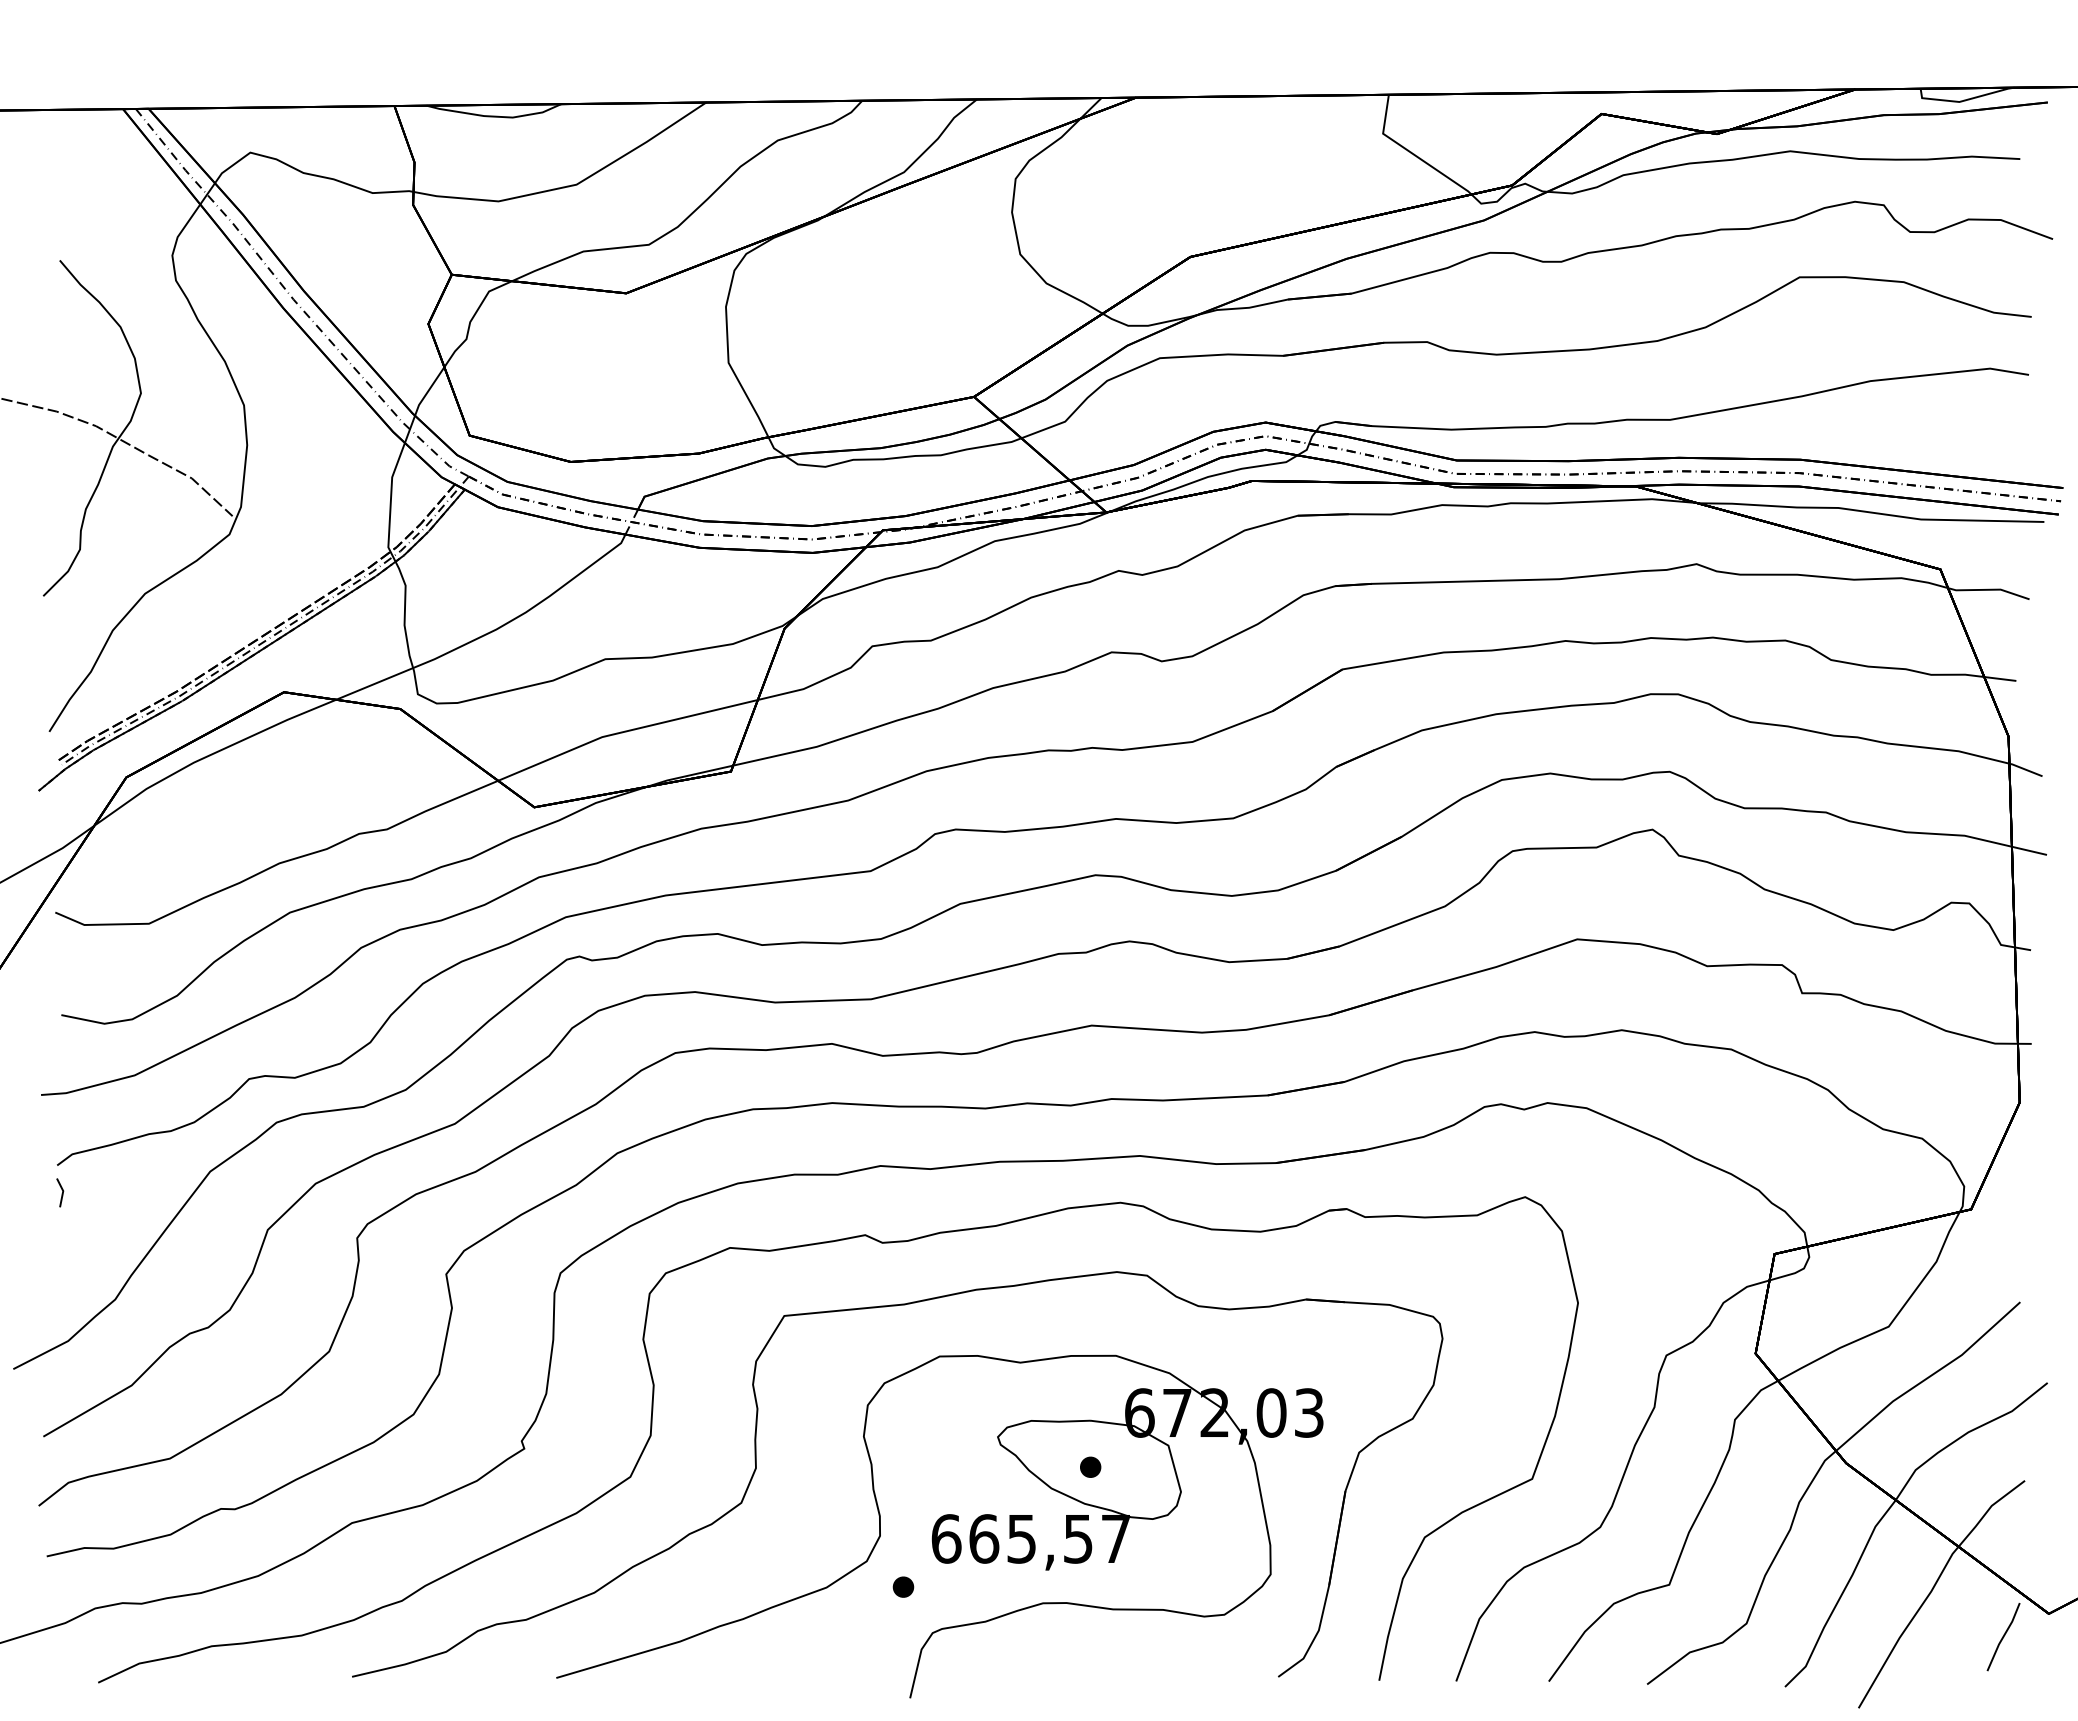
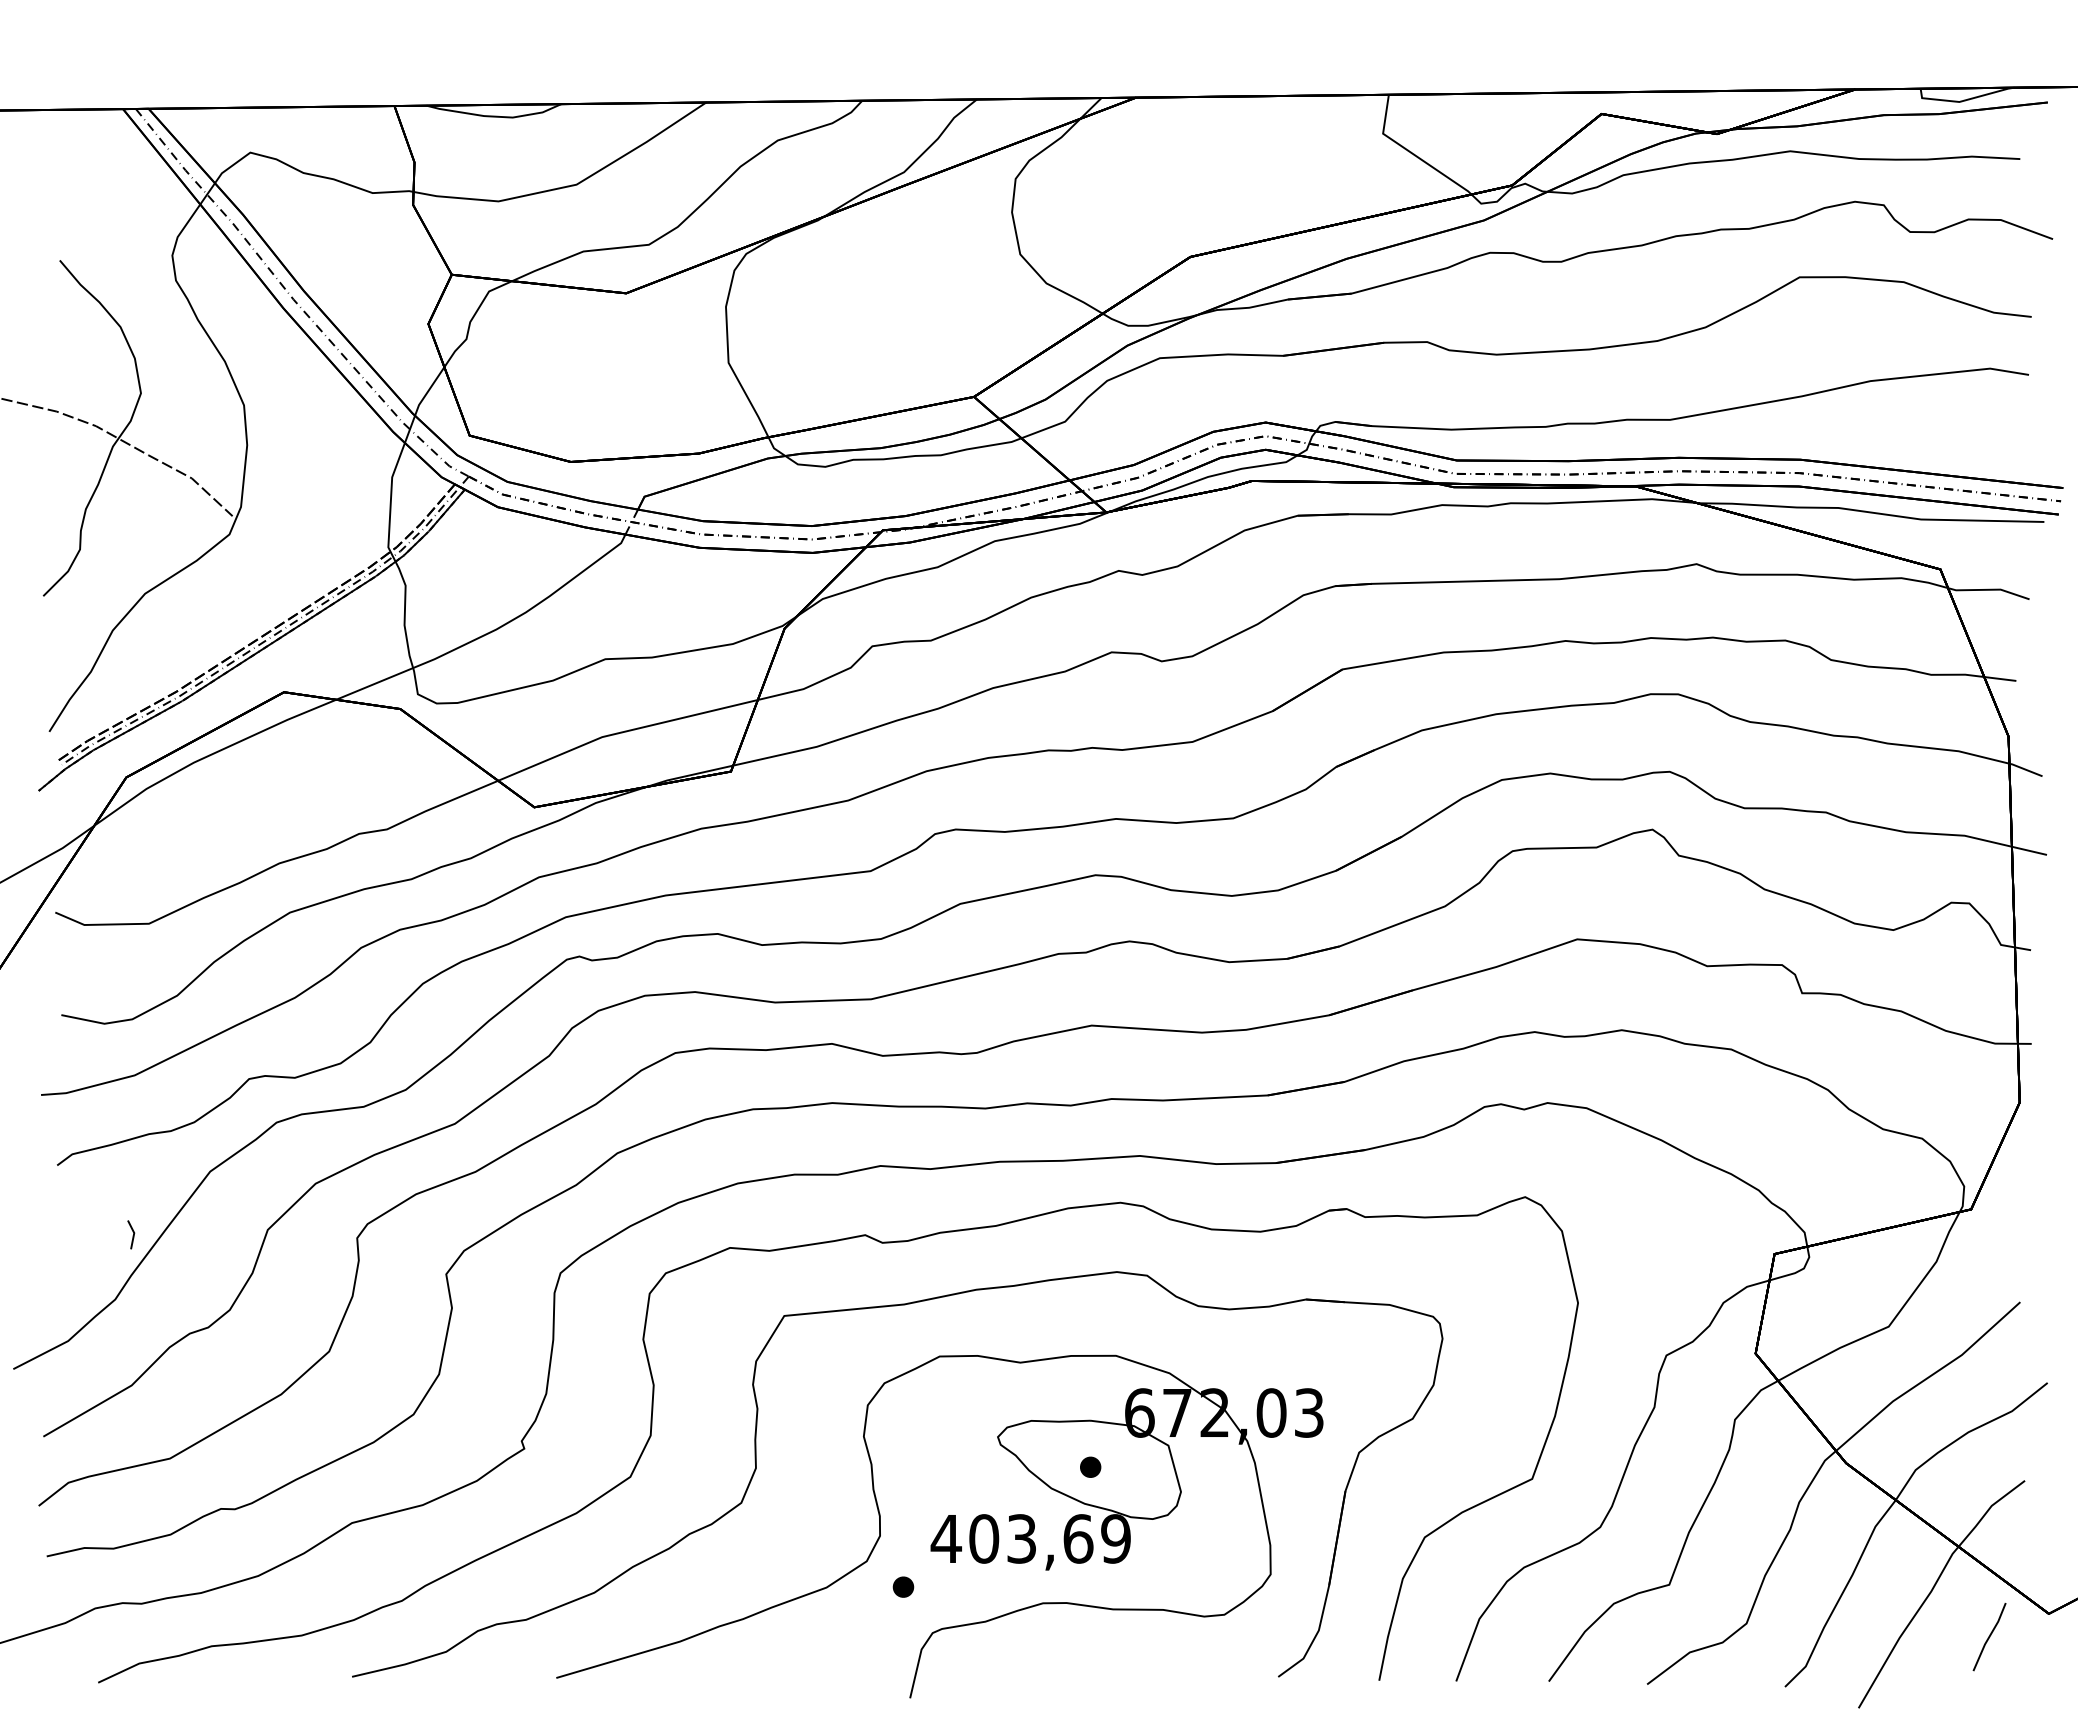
line position: (61, 1193) -> (132, 1235) (132, 1235)
text: 665,57 -> 403,69 (1030, 1538)
line position: (2003, 1637) -> (1989, 1637) (1989, 1637)
